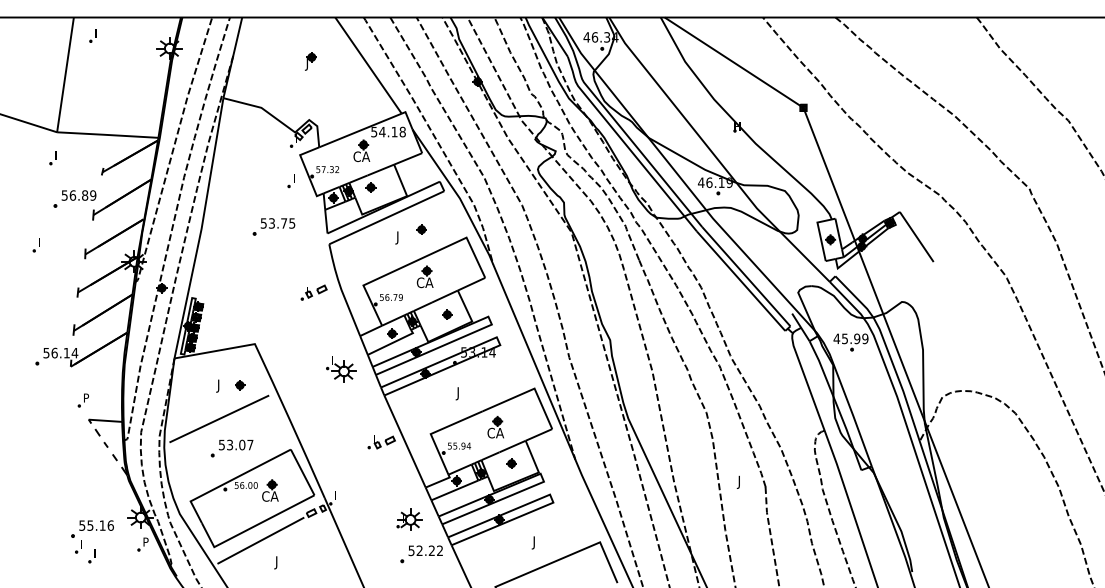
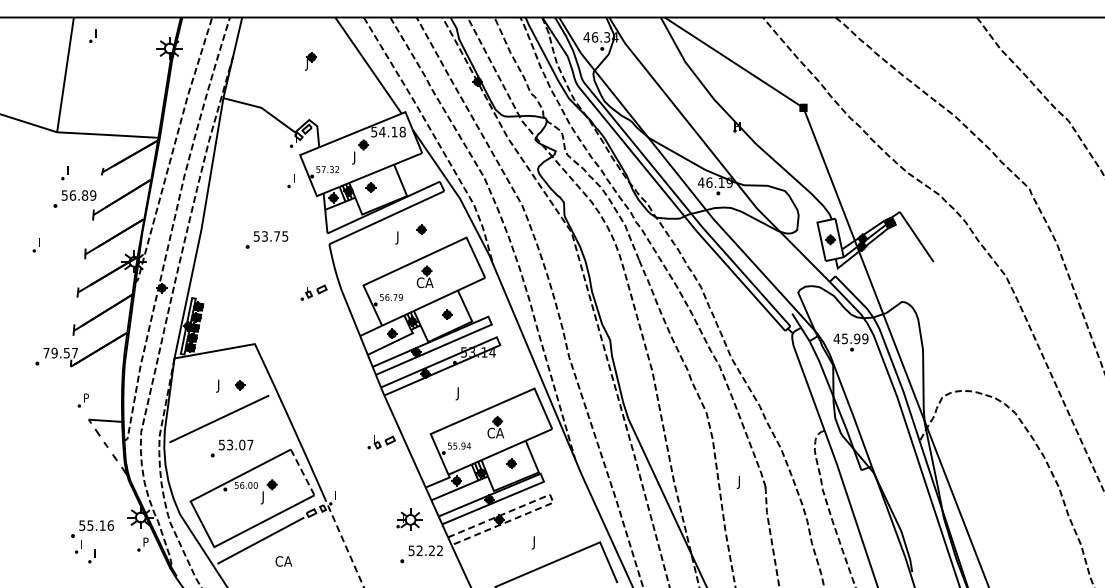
text: CA -> J (361, 157)
part position: (52, 158) -> (64, 173) (64, 173)
part position: (273, 226) -> (266, 239) (266, 239)
text: 56.14 -> 79.57 (60, 352)
part: present -> none (341, 369)
line: solid -> dashed (302, 472)
text: CA -> J (269, 497)
line: solid -> dashed (551, 499)
line: solid -> dashed (344, 542)
text: J -> CA (283, 562)
